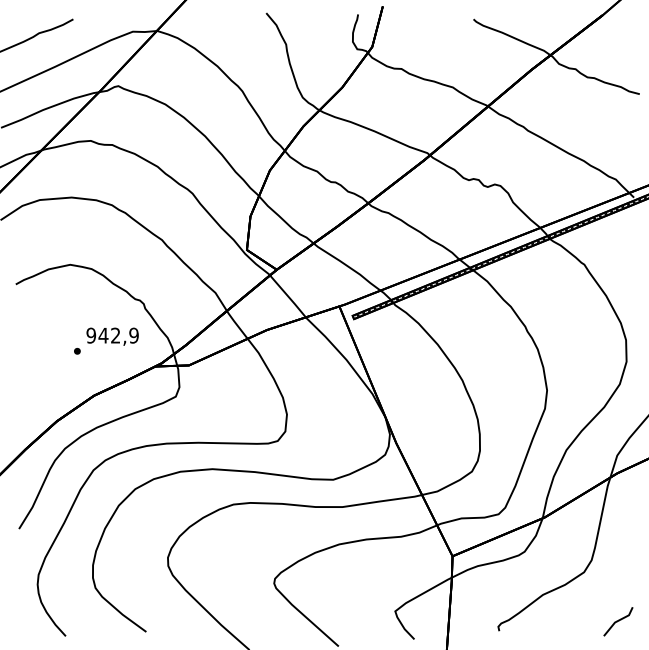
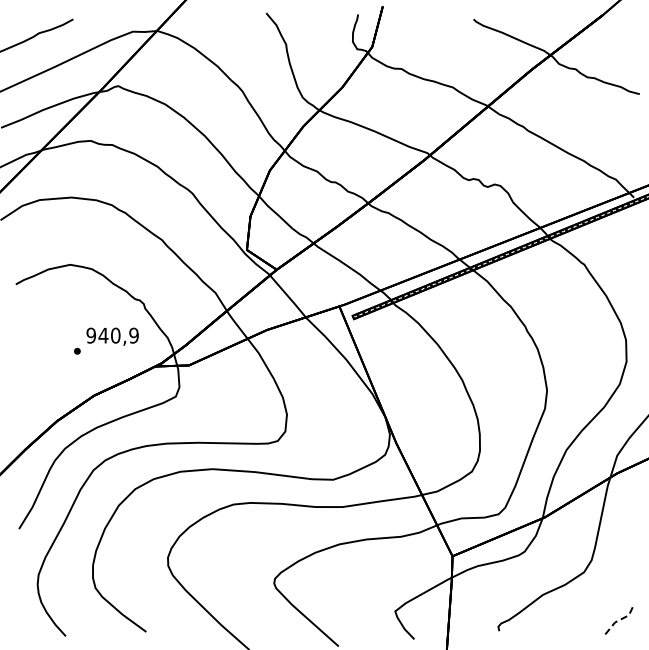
text: 942,9 -> 940,9 (115, 335)
line: solid -> dashed (617, 621)
